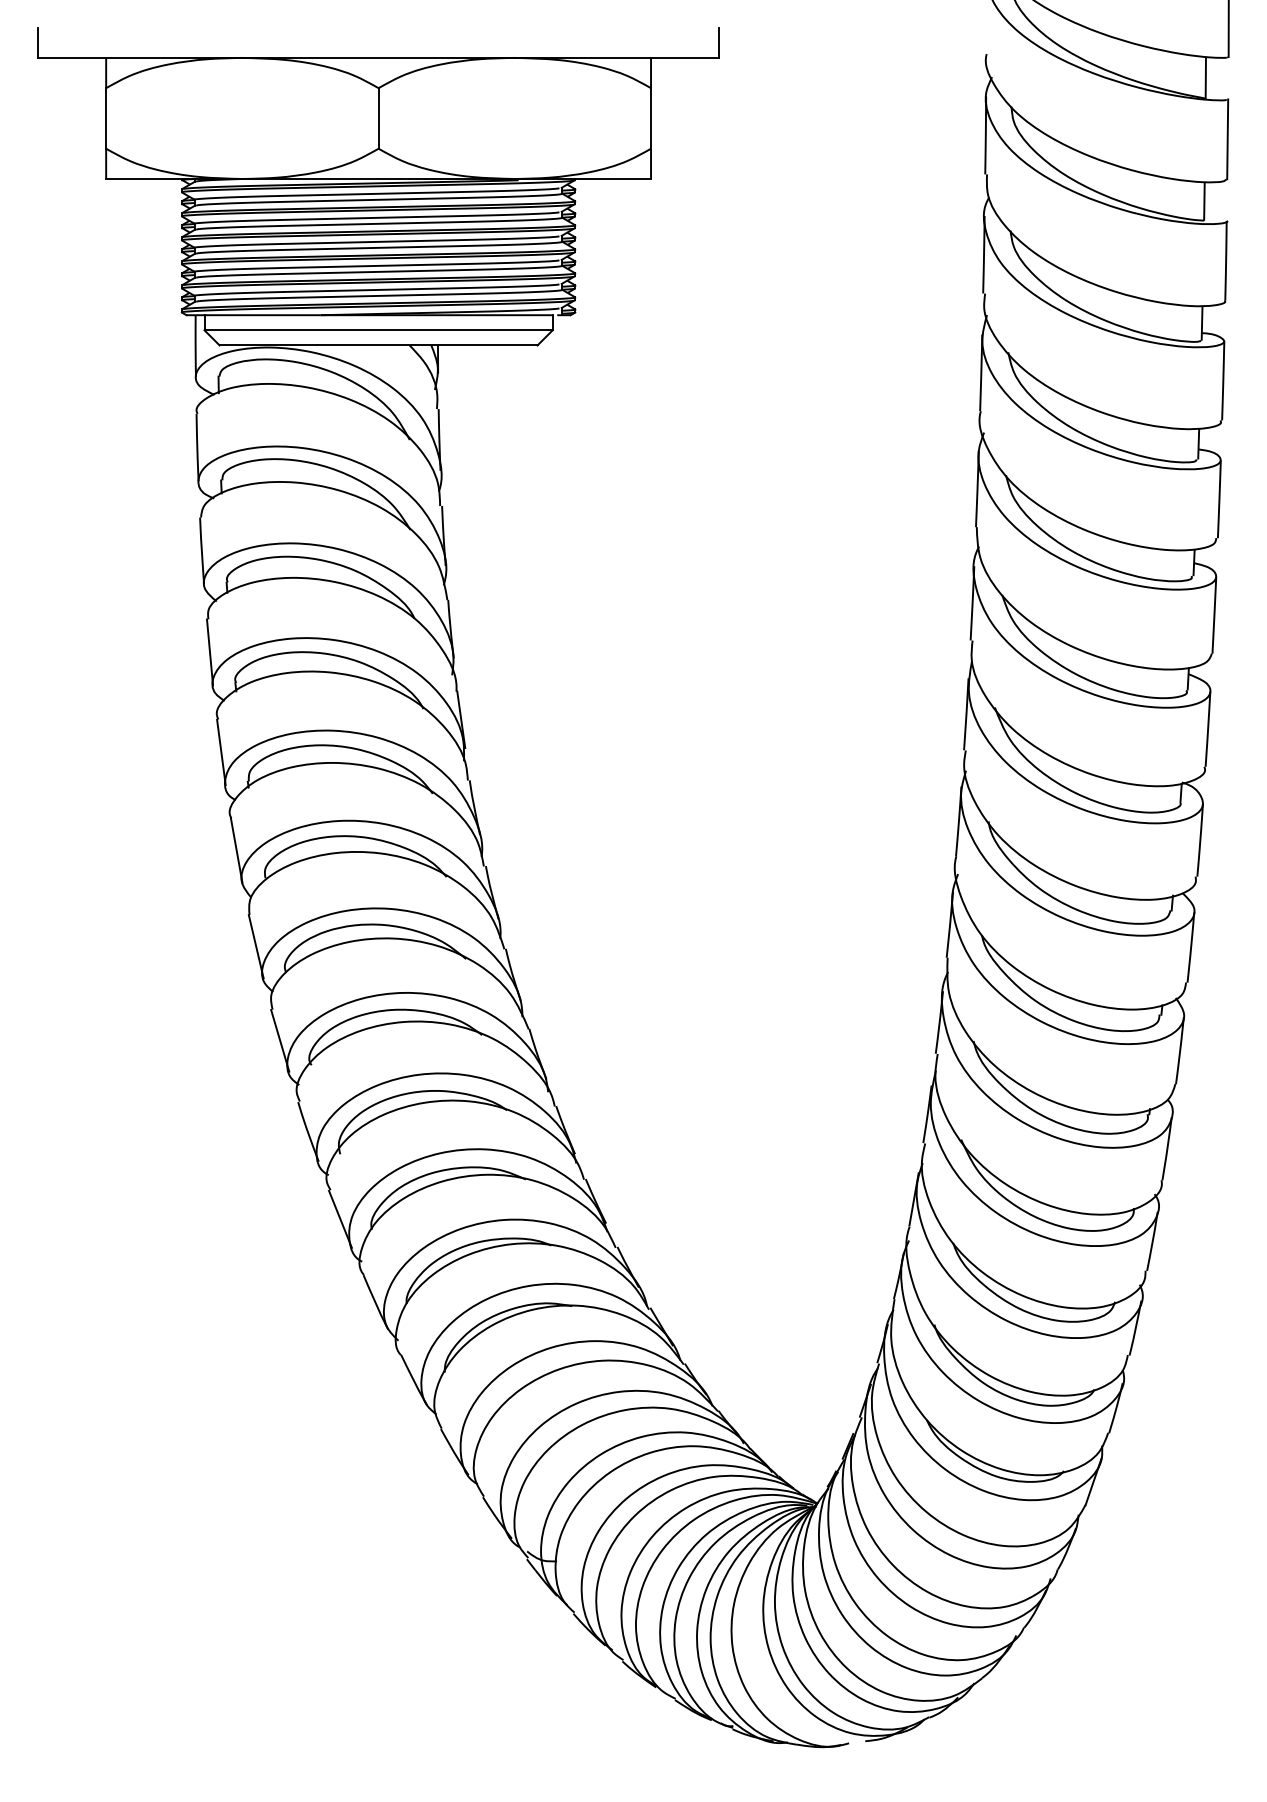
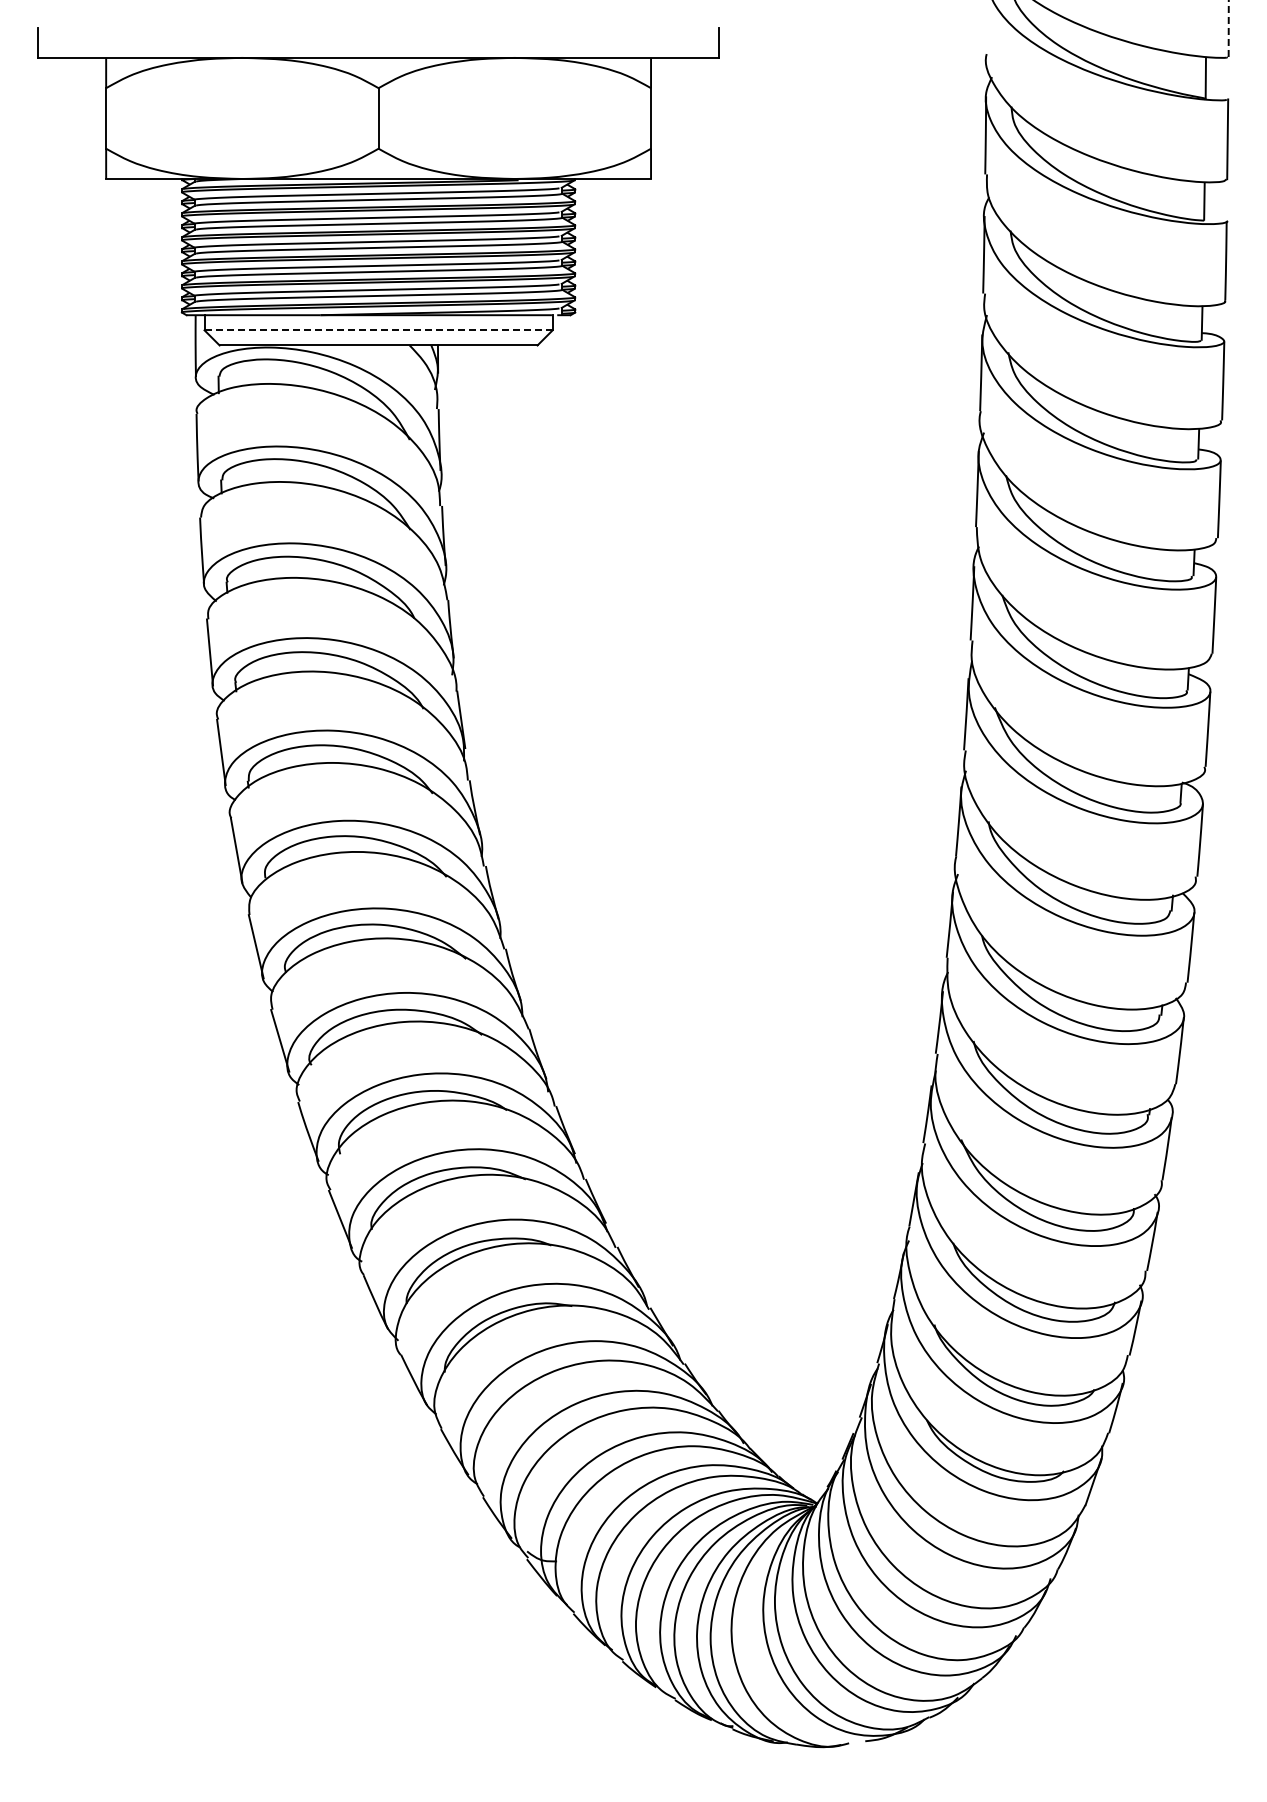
line: solid -> dashed (1228, 28)
line: solid -> dashed (379, 330)
